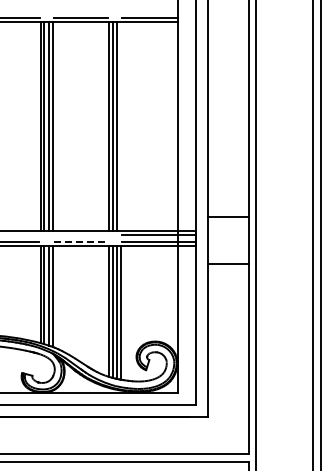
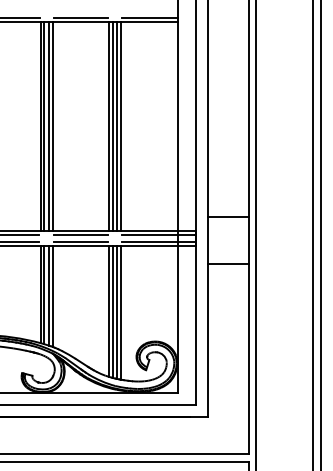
line: none -> present (121, 126)
line: none -> present (20, 234)
line: none -> present (80, 234)
line: dashed -> solid (81, 241)
